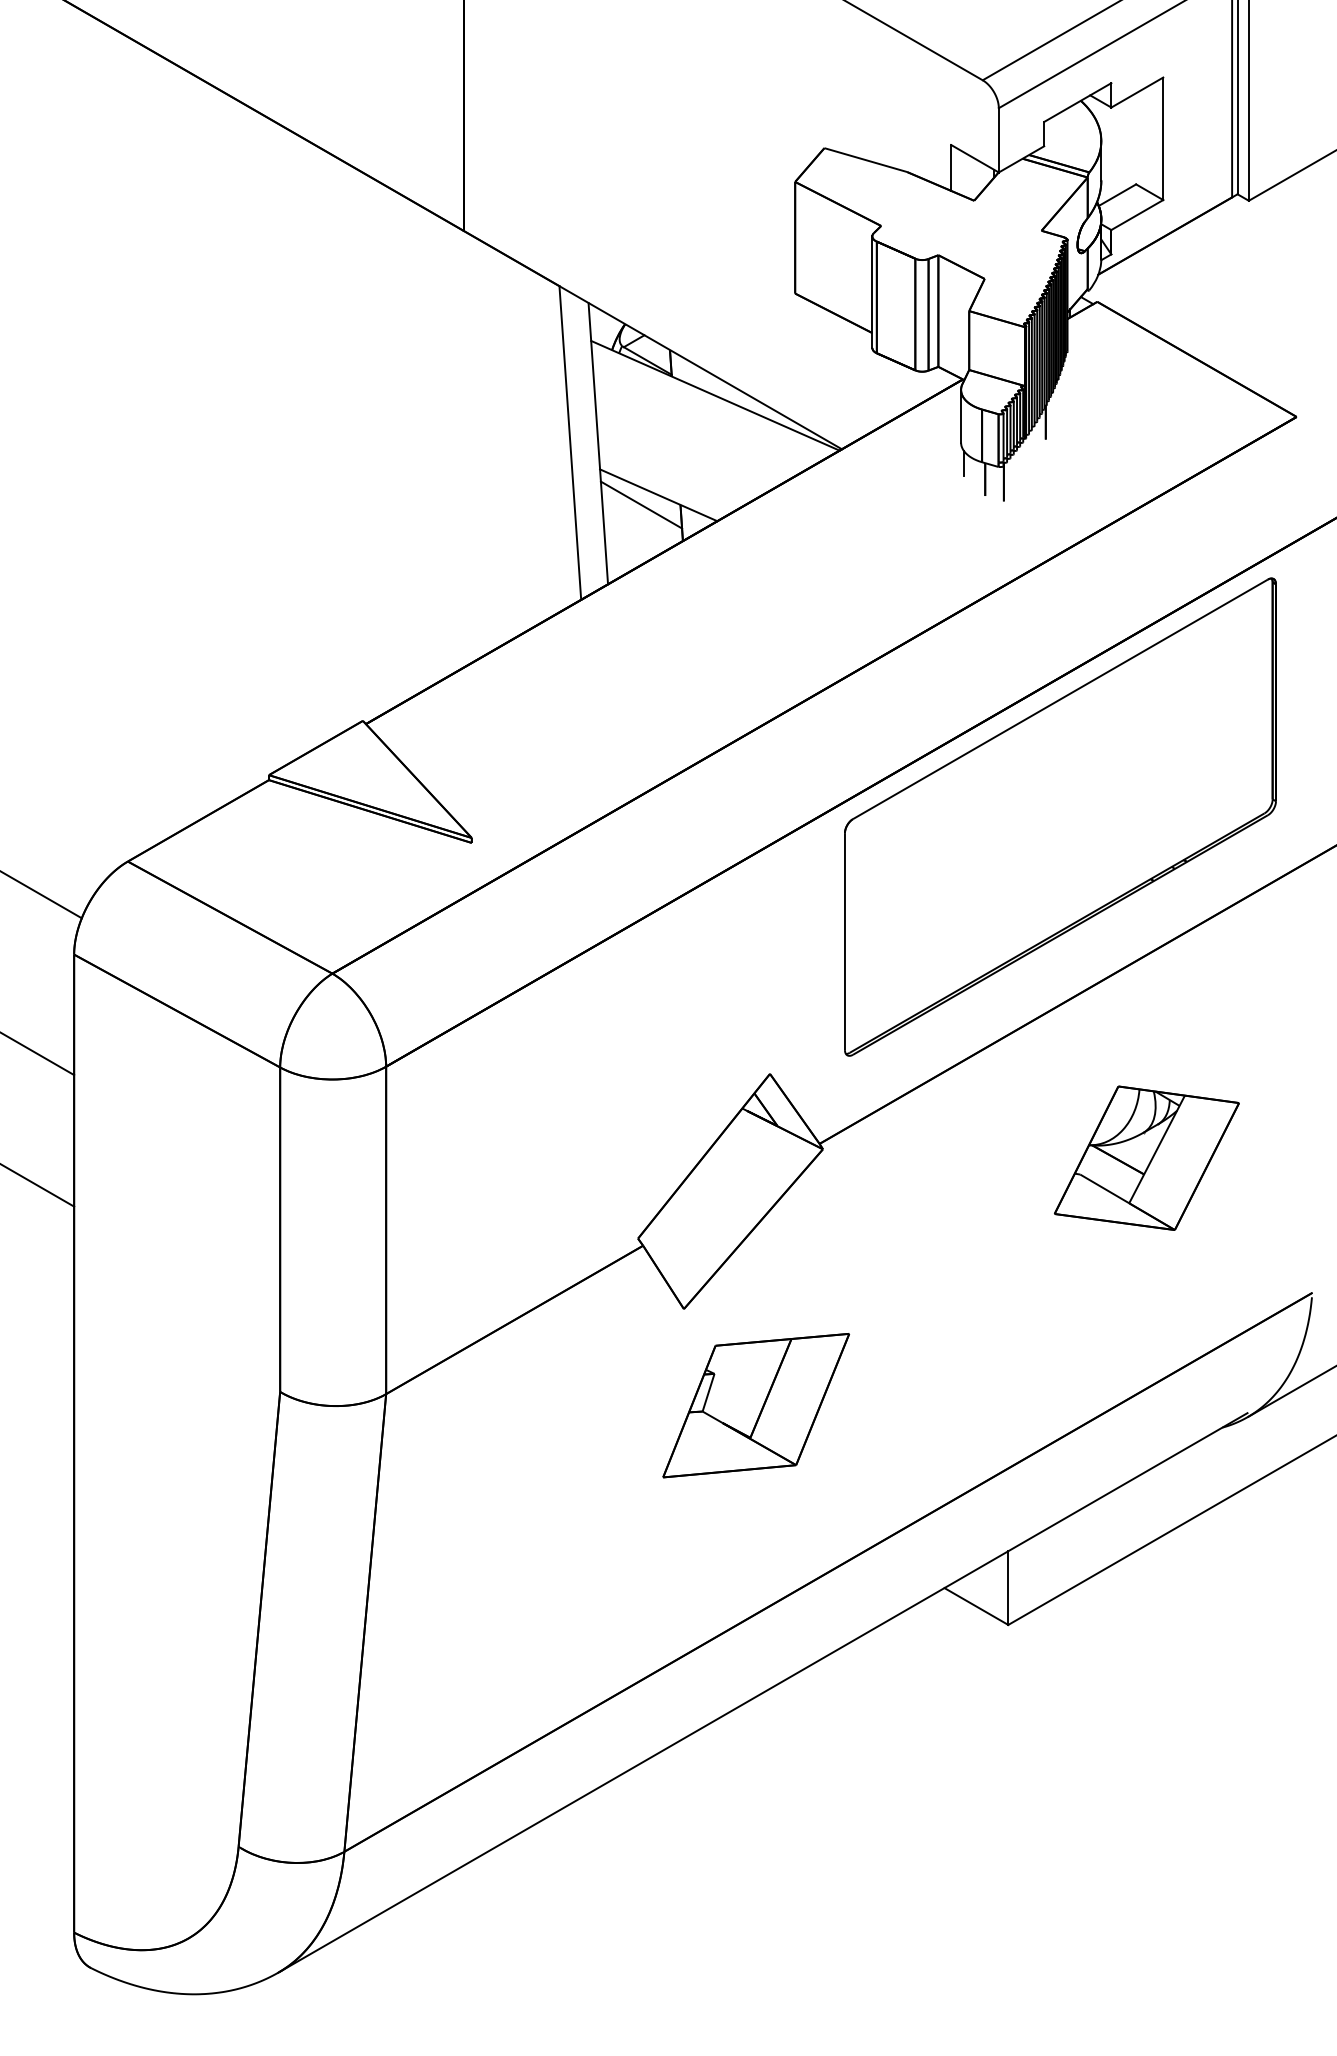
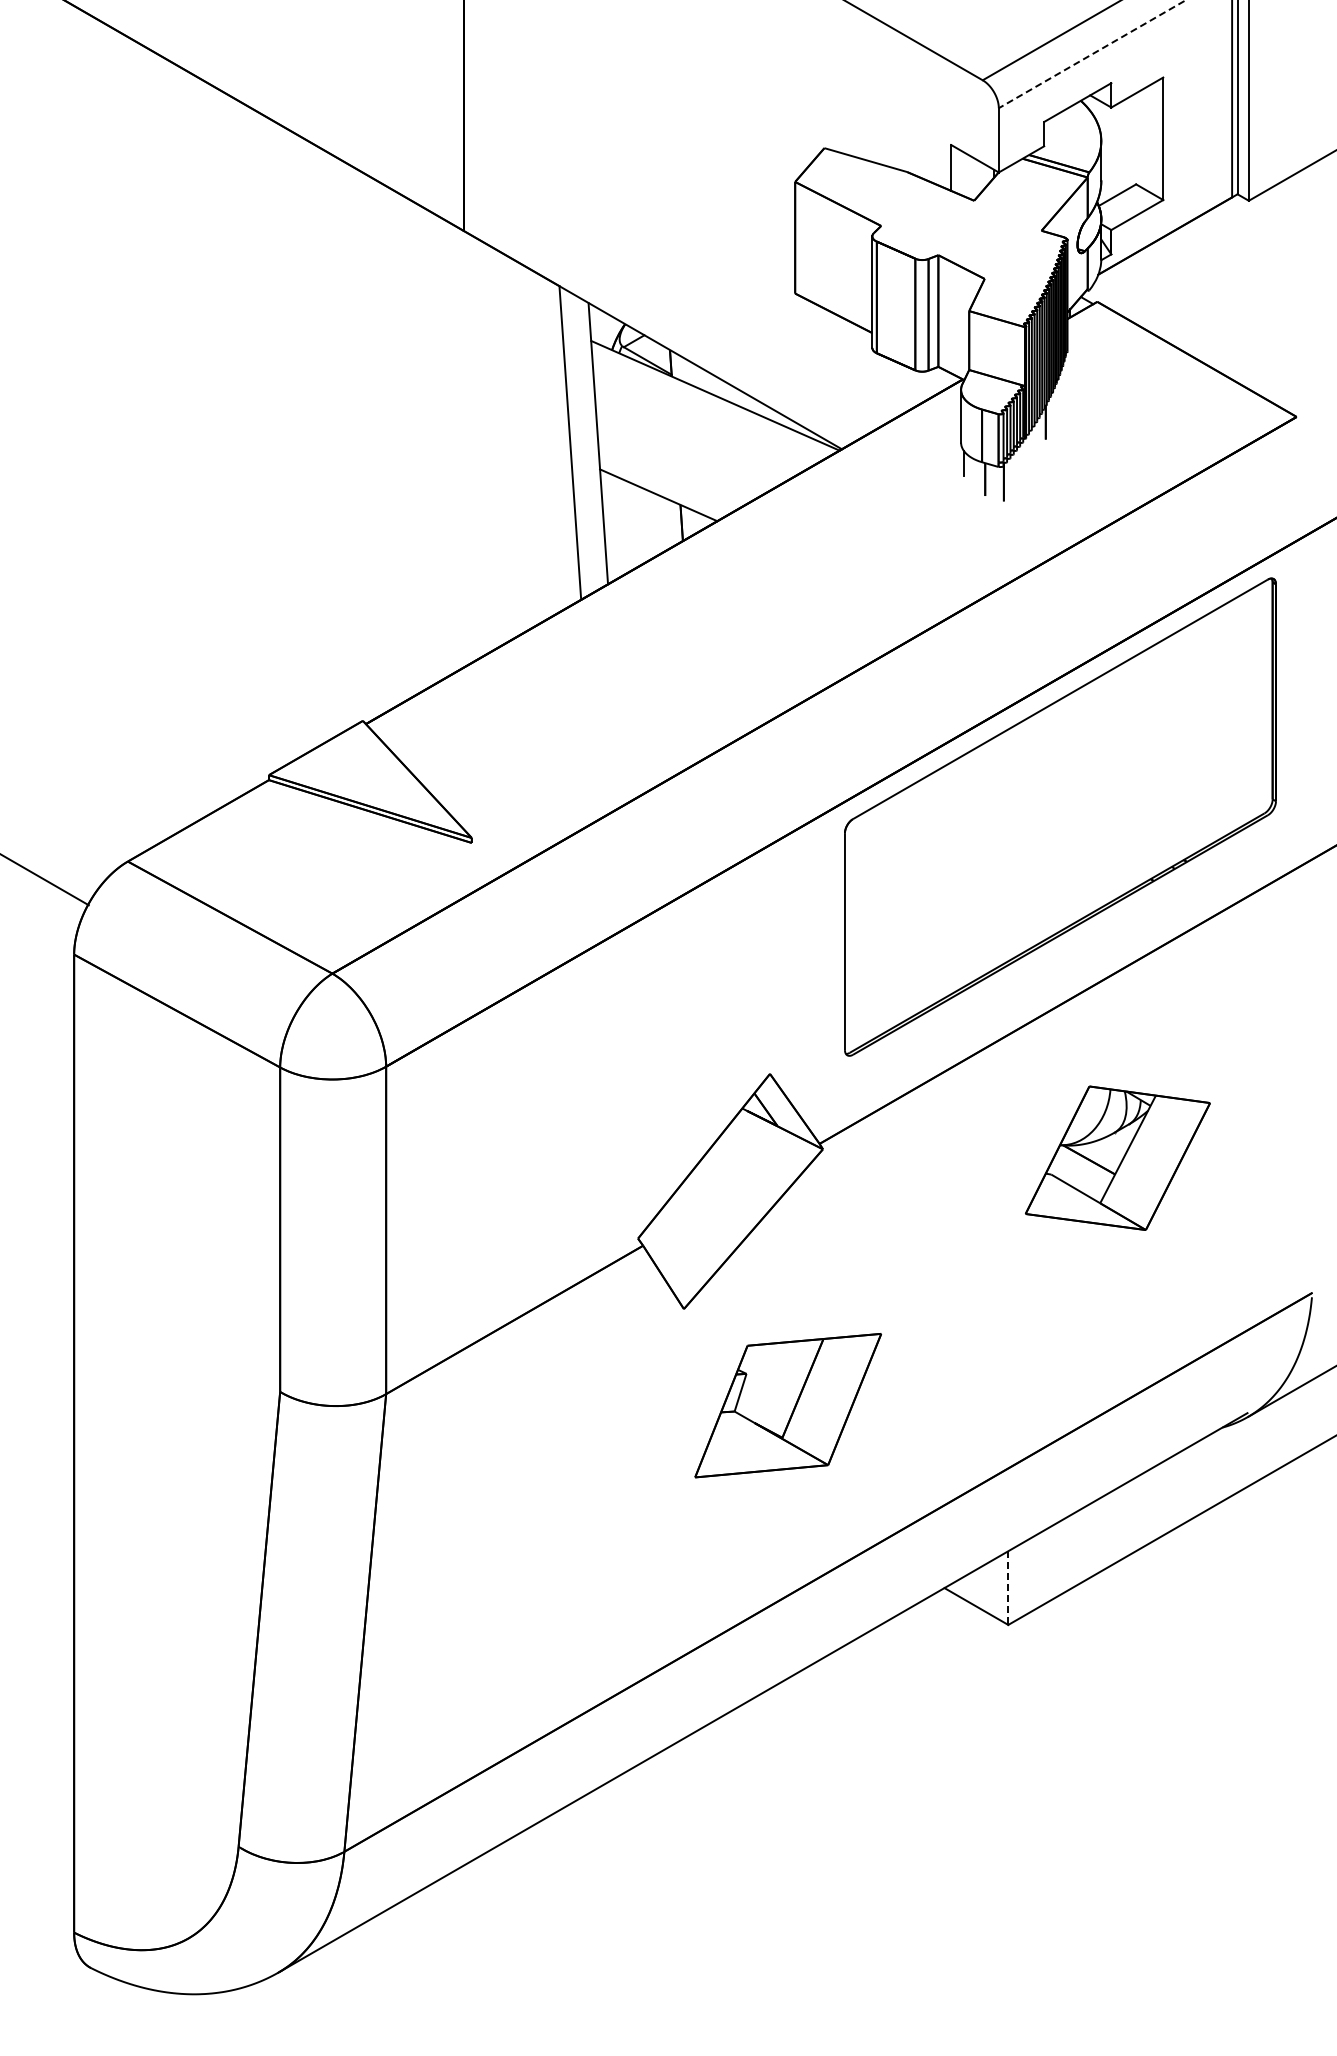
line: solid -> dashed (1092, 54)
line: present -> none (641, 504)
line position: (41, 895) -> (45, 880) (45, 880)
line: present -> none (38, 1054)
part position: (1146, 1157) -> (1117, 1157) (1117, 1157)
line: present -> none (38, 1185)
part position: (756, 1405) -> (788, 1405) (788, 1405)
line: solid -> dashed (1008, 1588)
